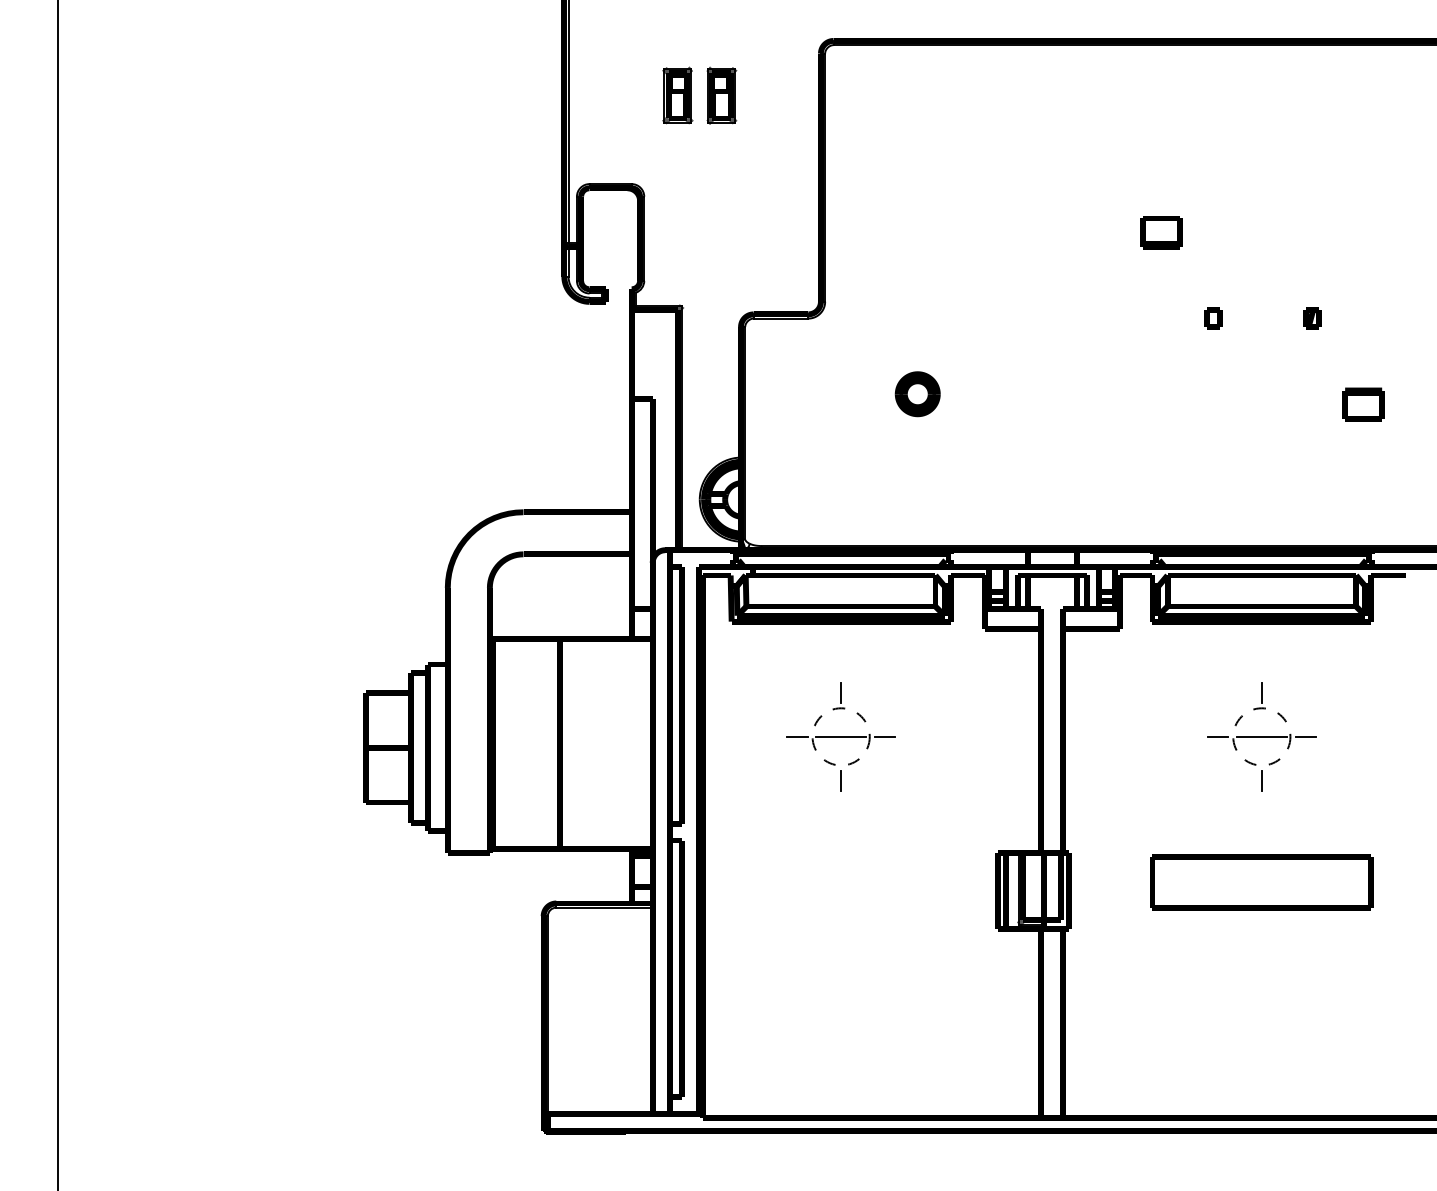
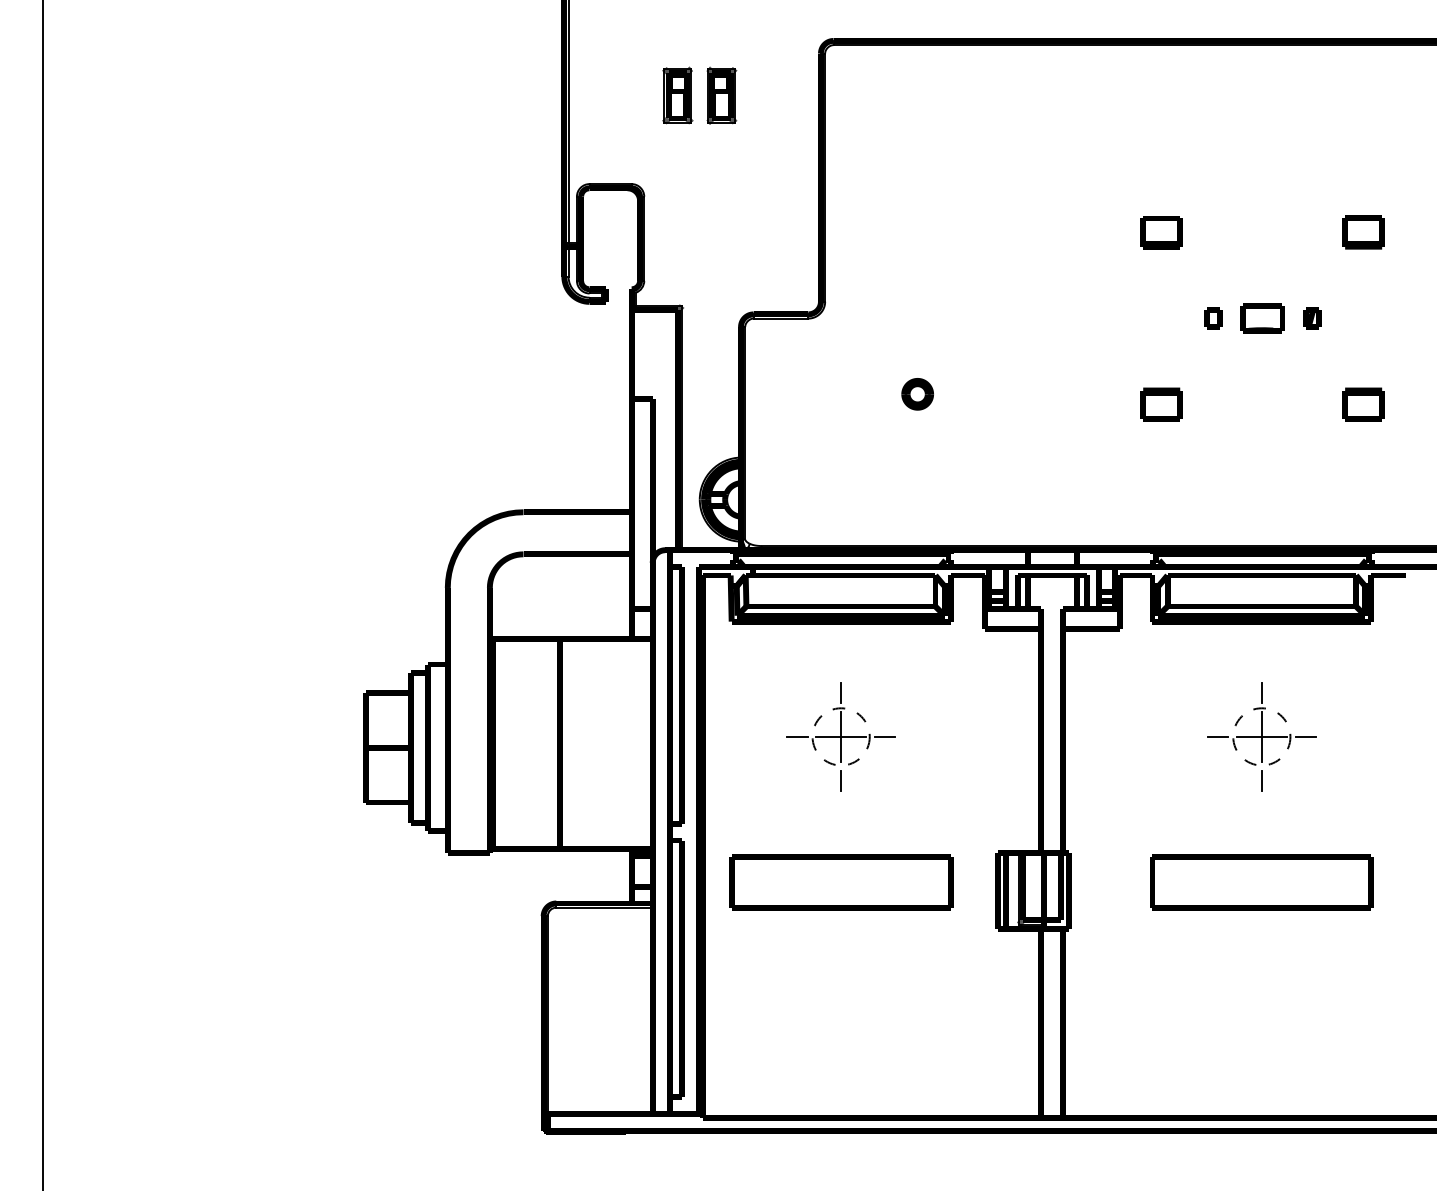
part: none -> present (1363, 232)
part: none -> present (1262, 318)
part size: 47x47 px -> 33x33 px (917, 394)
part: none -> present (1161, 404)
line position: (58, 594) -> (43, 594) (43, 594)
line: none -> present (841, 736)
line: none -> present (1261, 736)
part: none -> present (841, 882)
